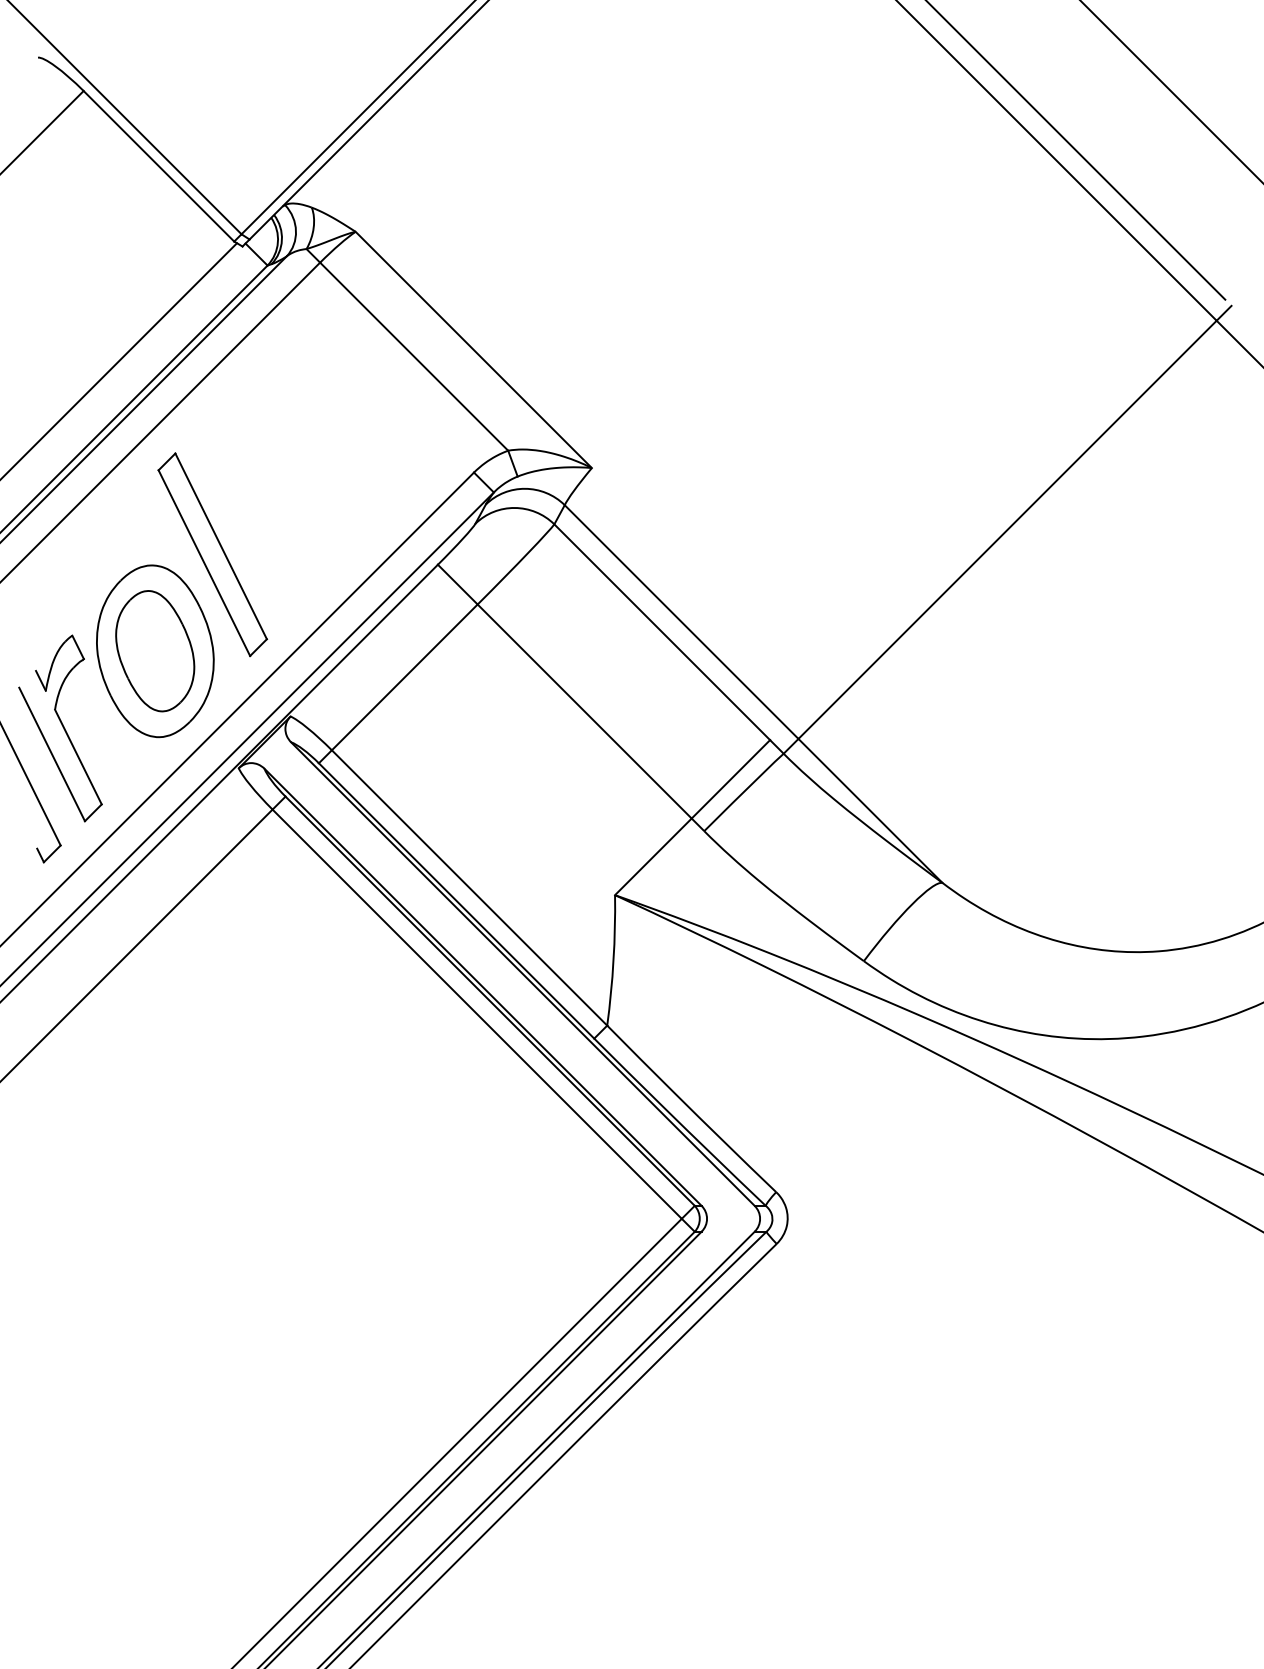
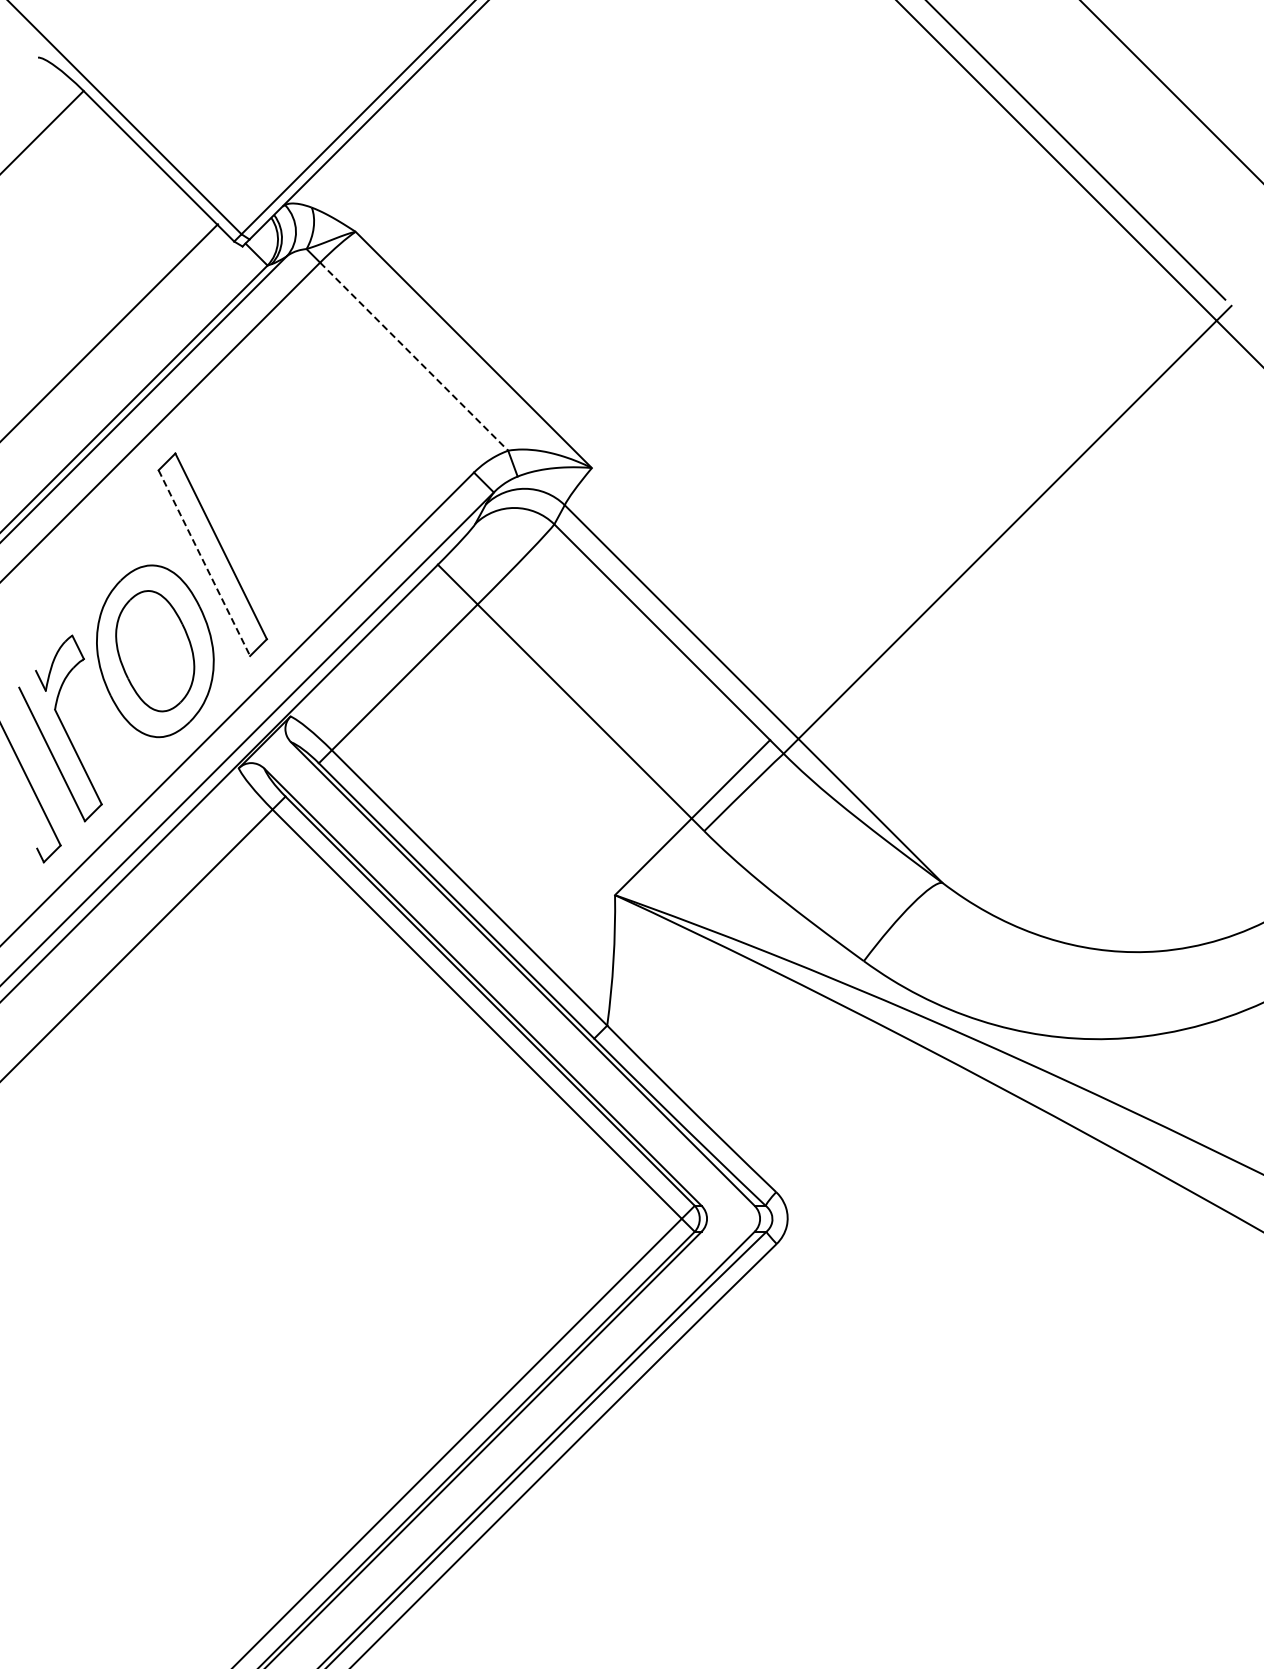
line: solid -> dashed (414, 356)
line position: (119, 360) -> (110, 331) (110, 331)
line: solid -> dashed (204, 563)
